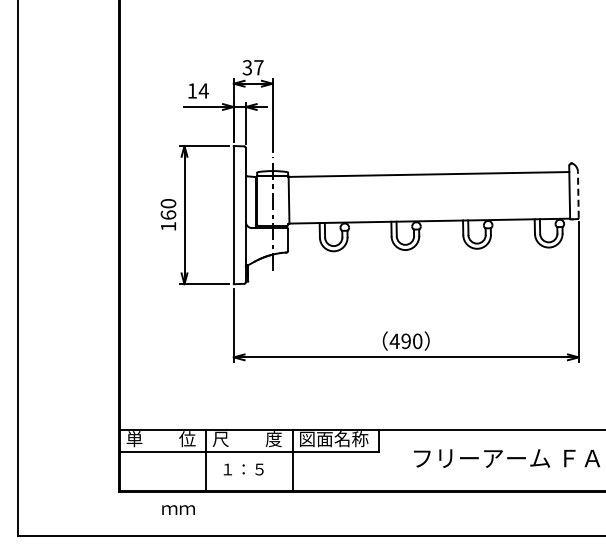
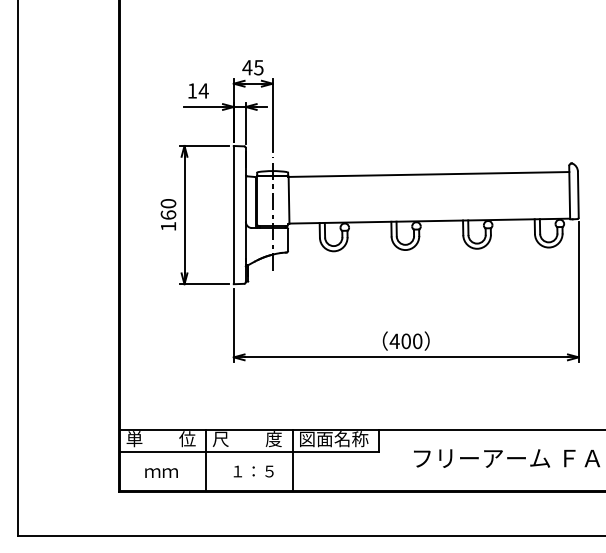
text: 37 -> 45 (252, 67)
line: dashed -> solid (578, 194)
text: 490 -> 400 (405, 341)
text position: (243, 469) -> (253, 471) (253, 471)
text position: (178, 509) -> (161, 472) (161, 472)
